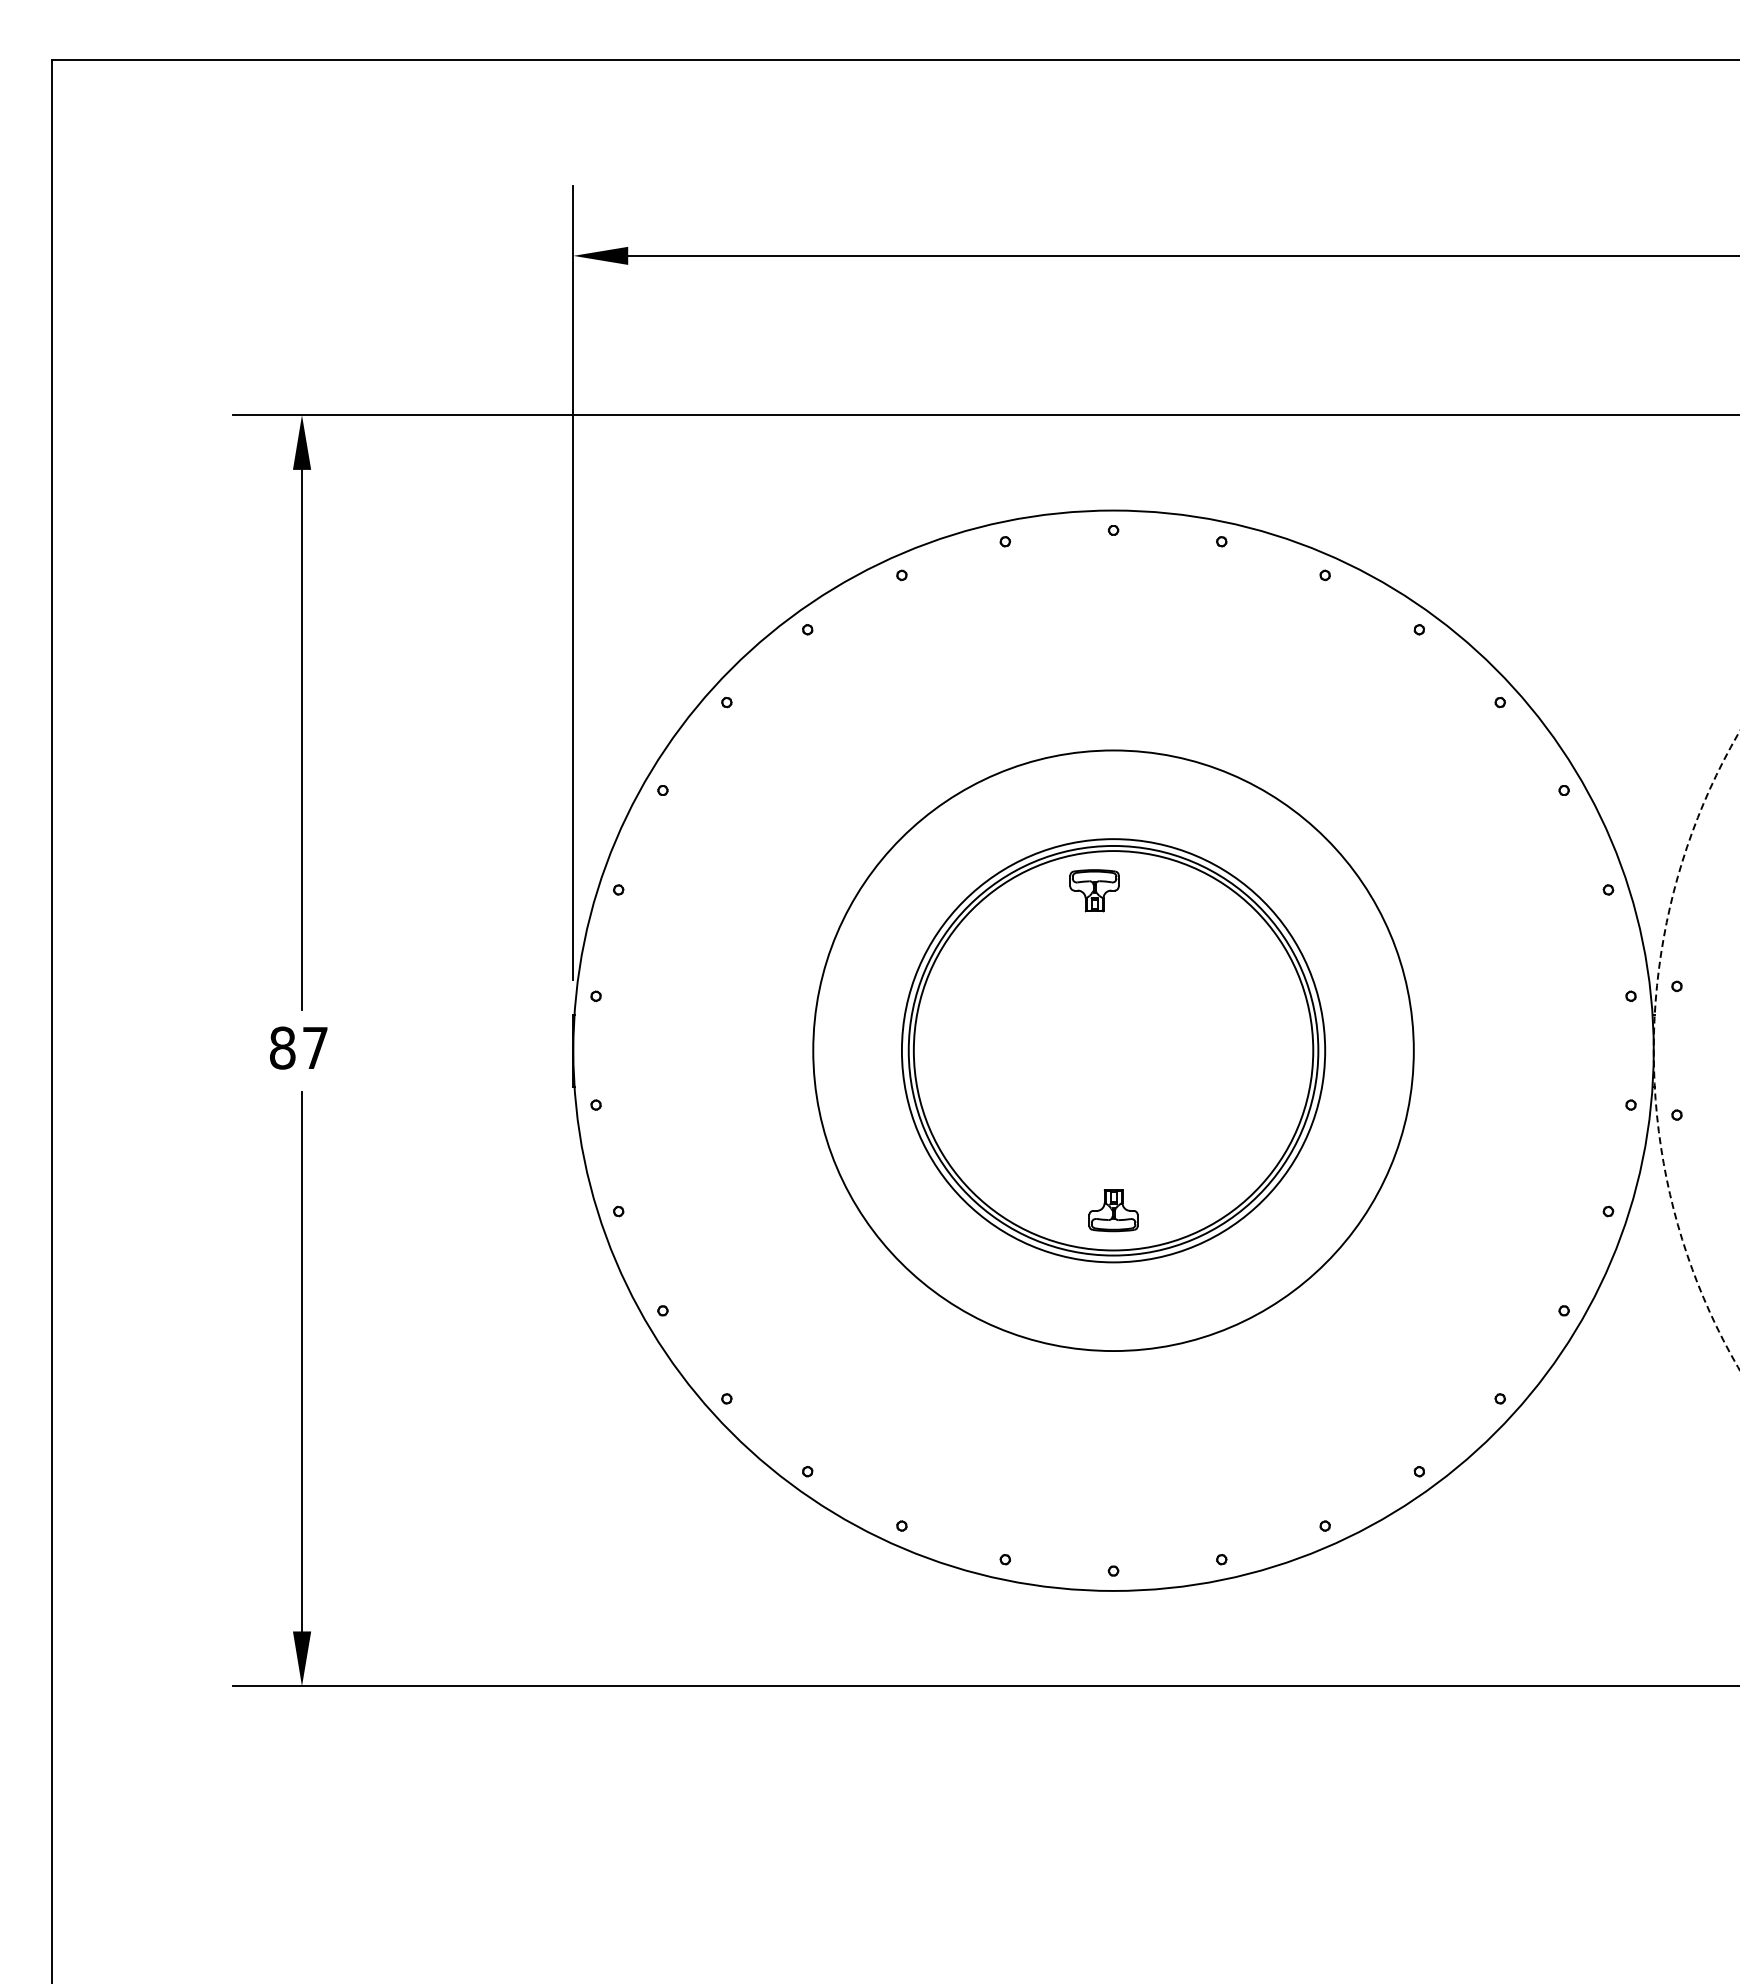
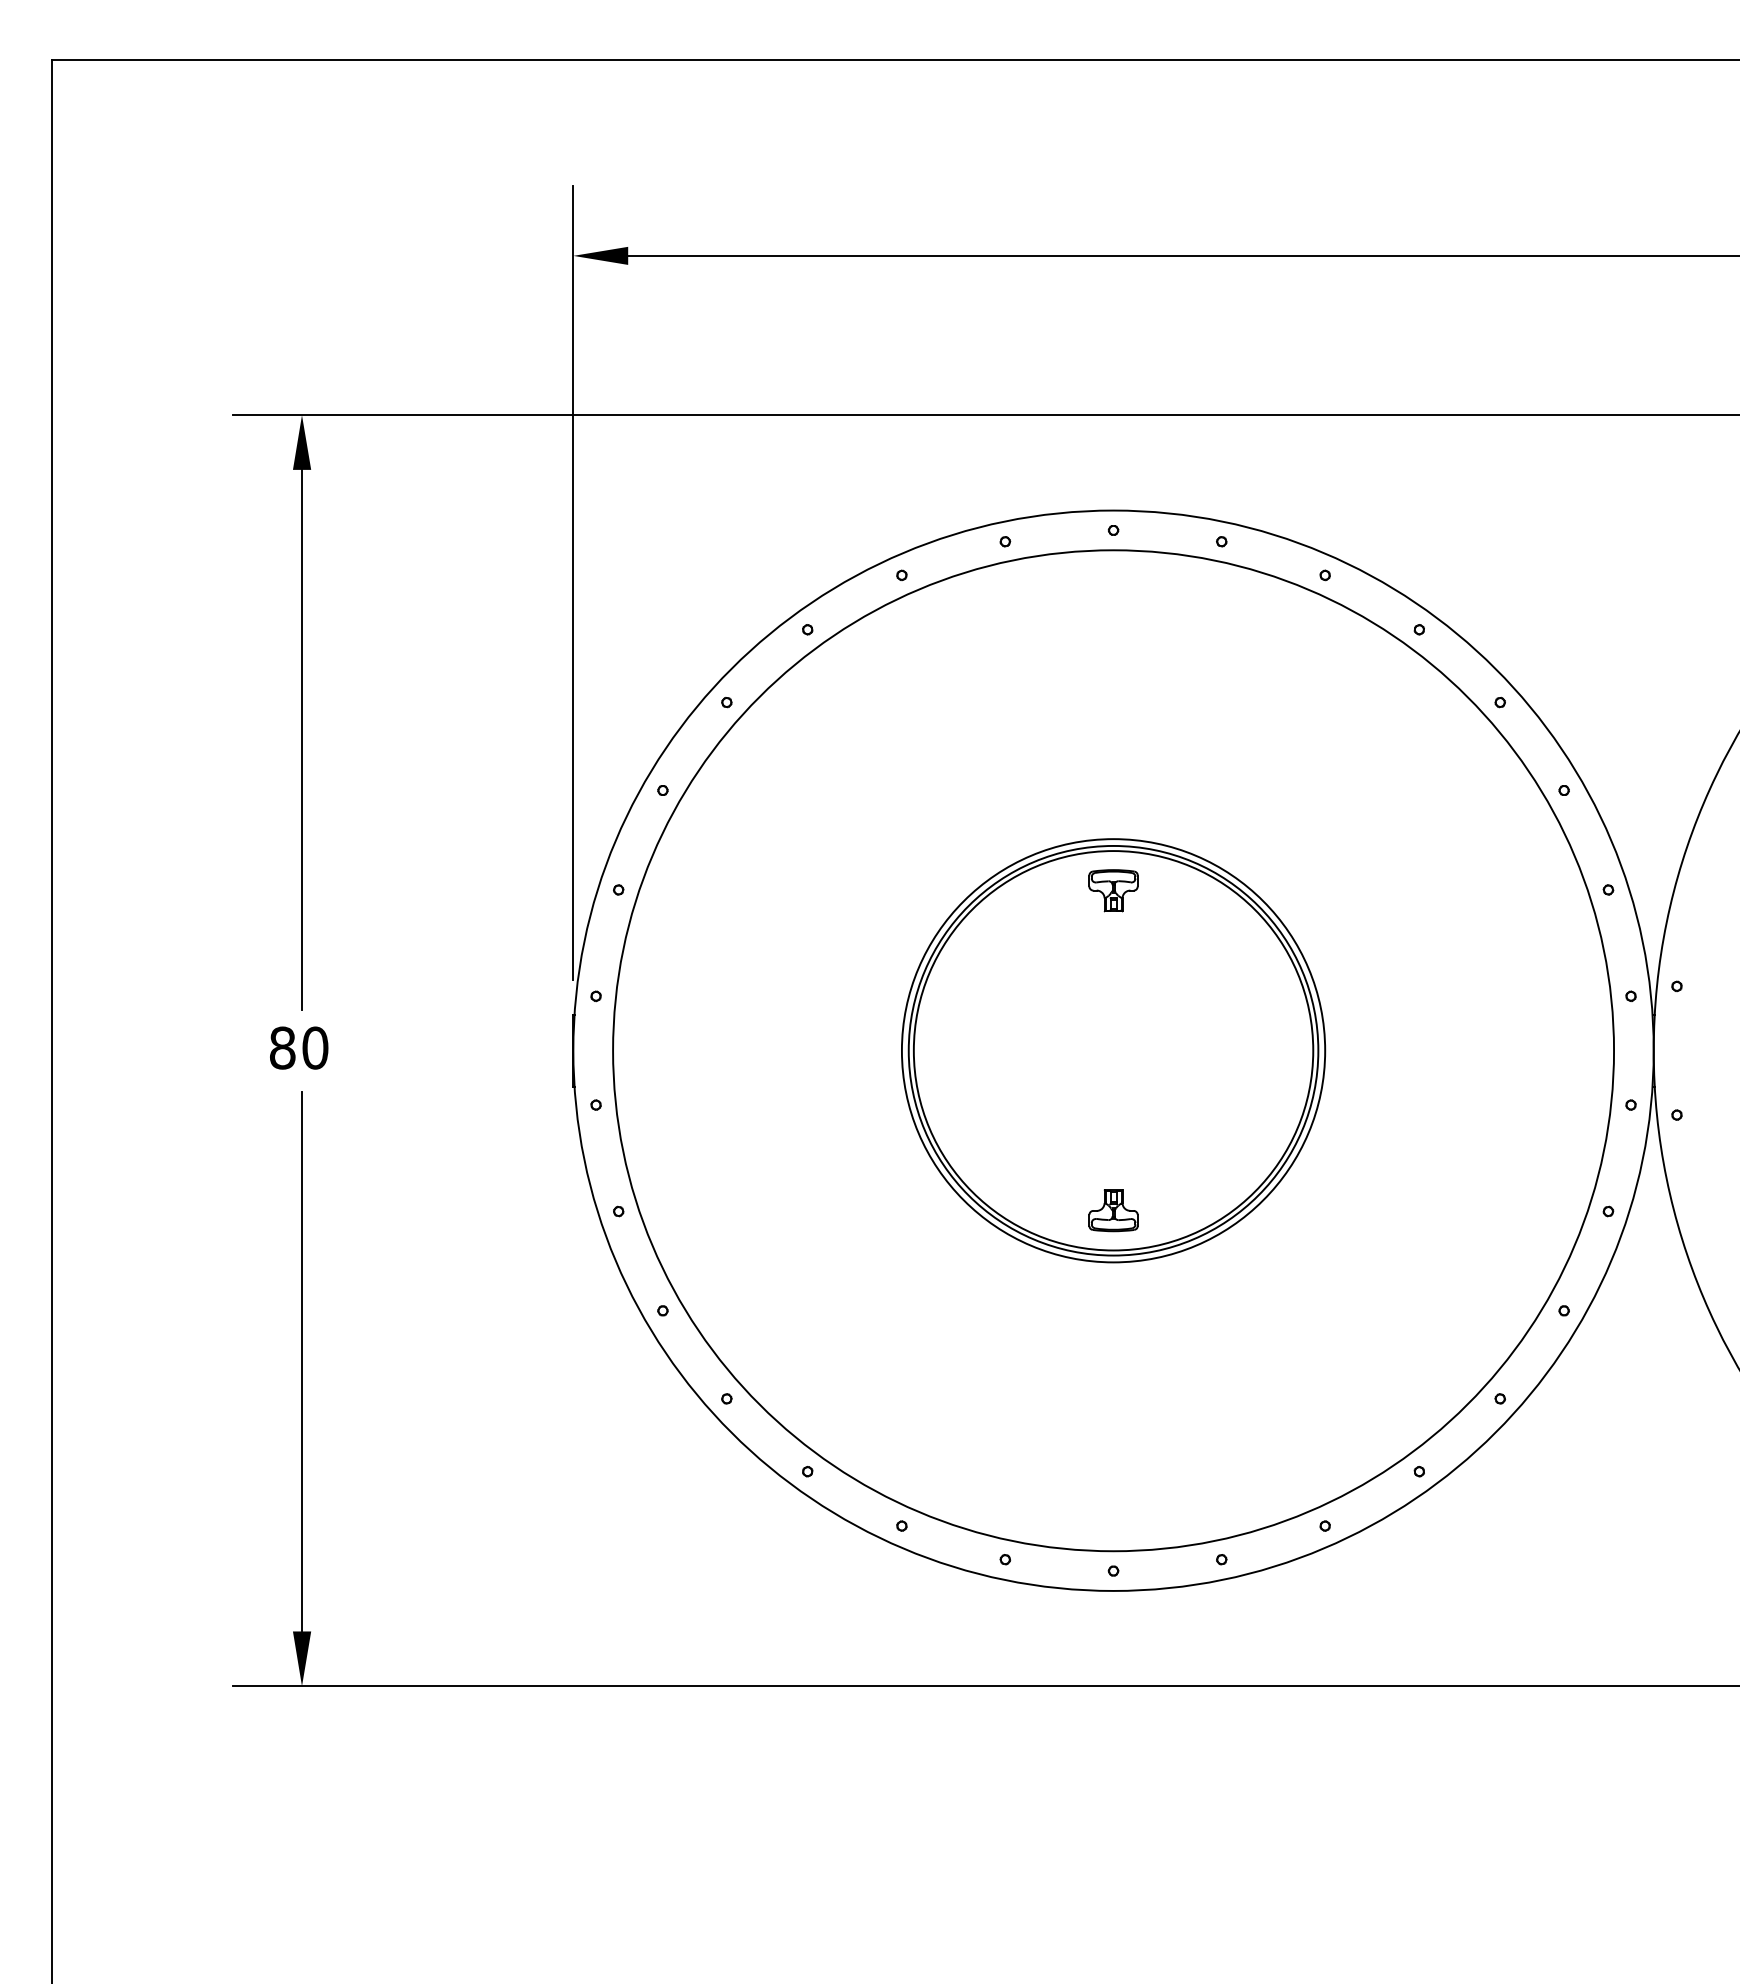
part position: (1094, 890) -> (1113, 890) (1113, 890)
text: 87 -> 80 (315, 1047)
circle diameter: 601 px -> 1001 px (1113, 1050)
circle: dashed -> solid (1696, 1050)
